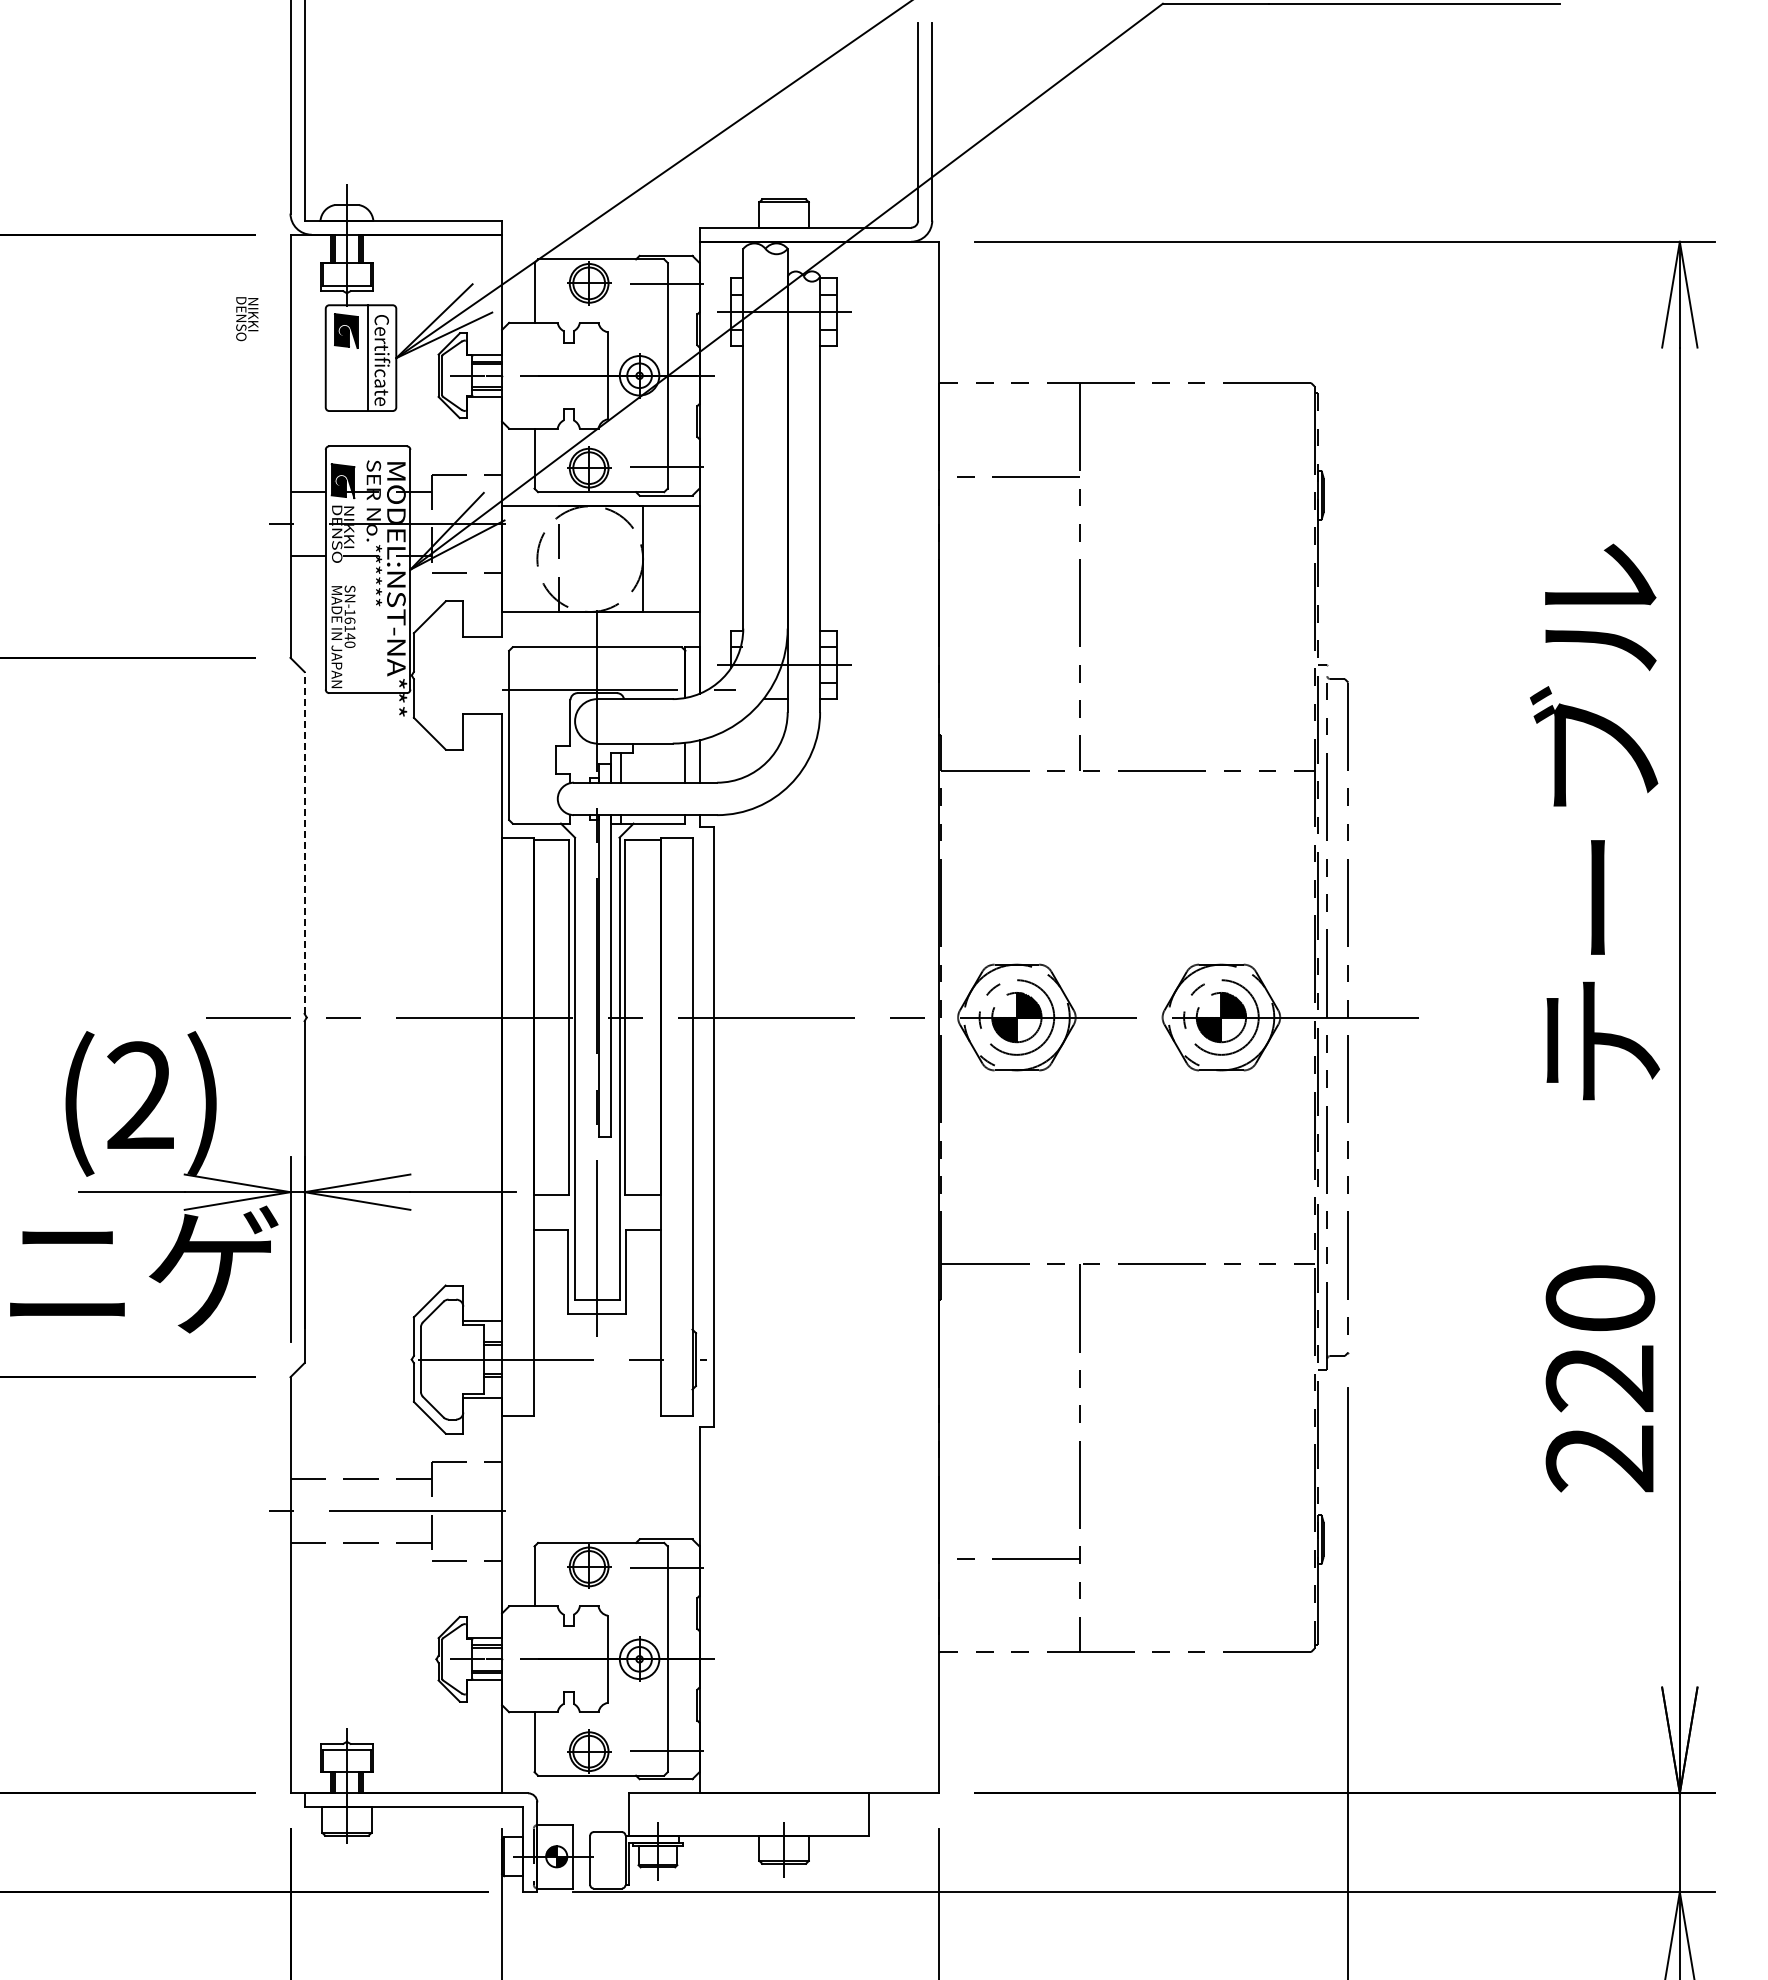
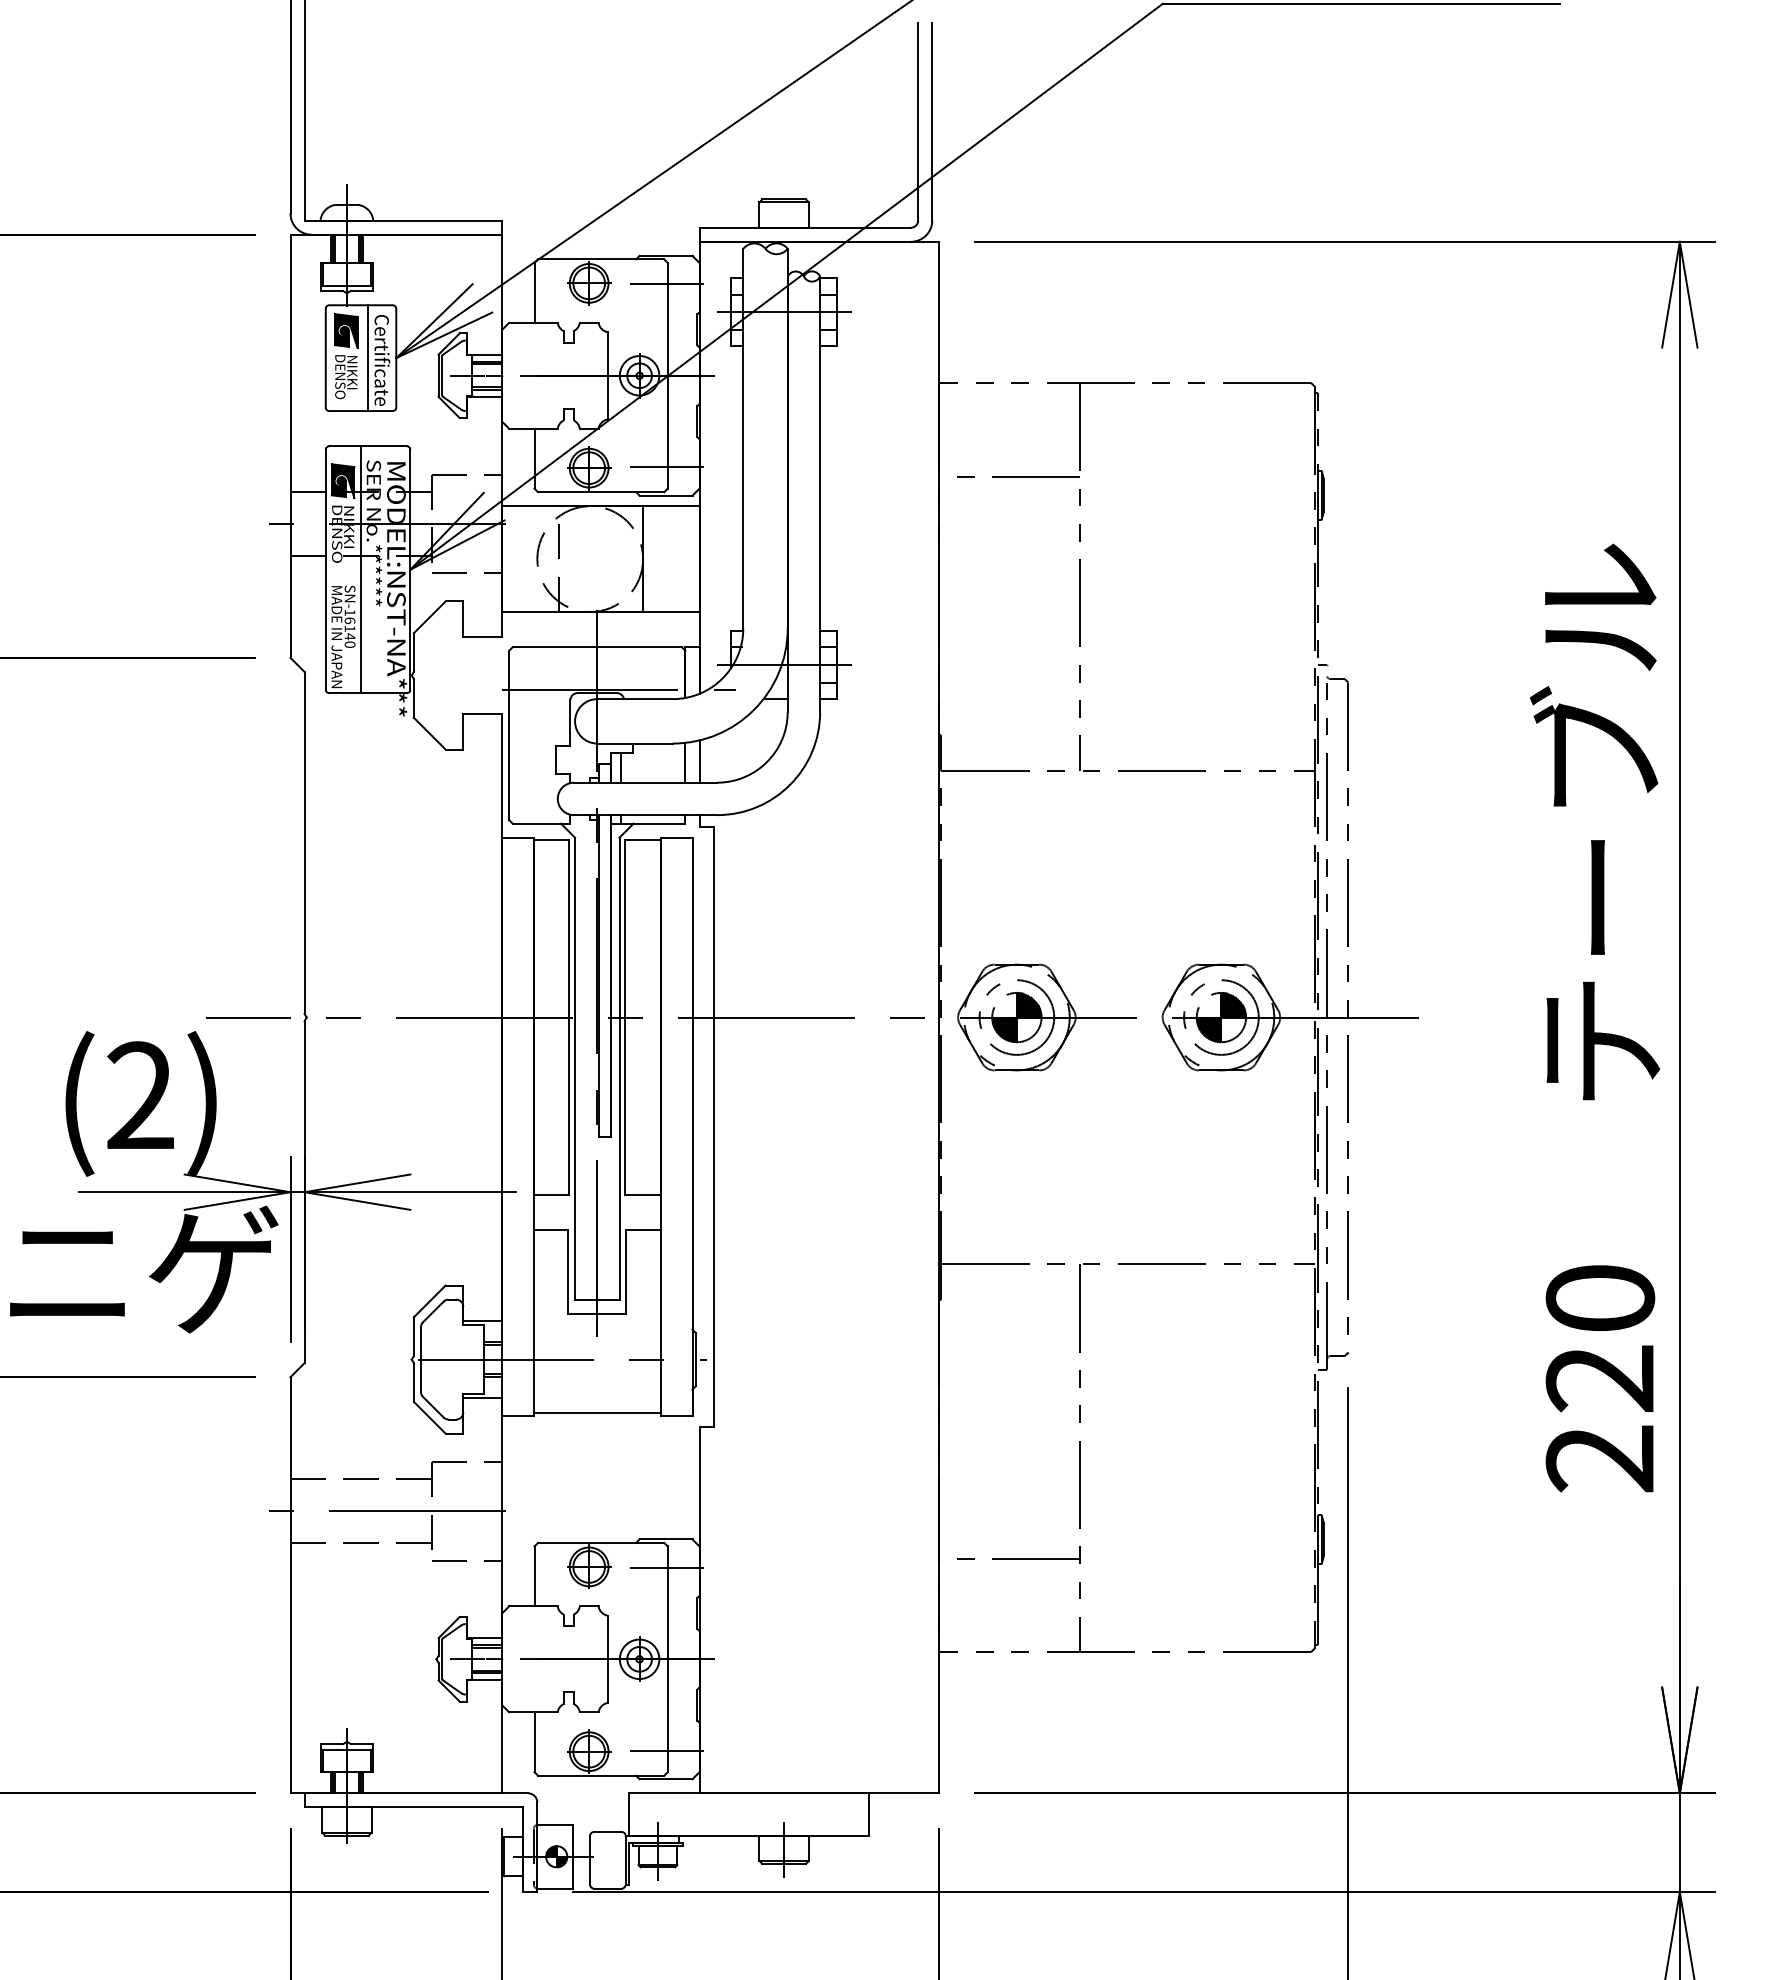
text position: (247, 319) -> (346, 377) (346, 377)
line: none -> present (361, 569)
line: dashed -> solid (304, 842)
line: none -> present (596, 1413)
